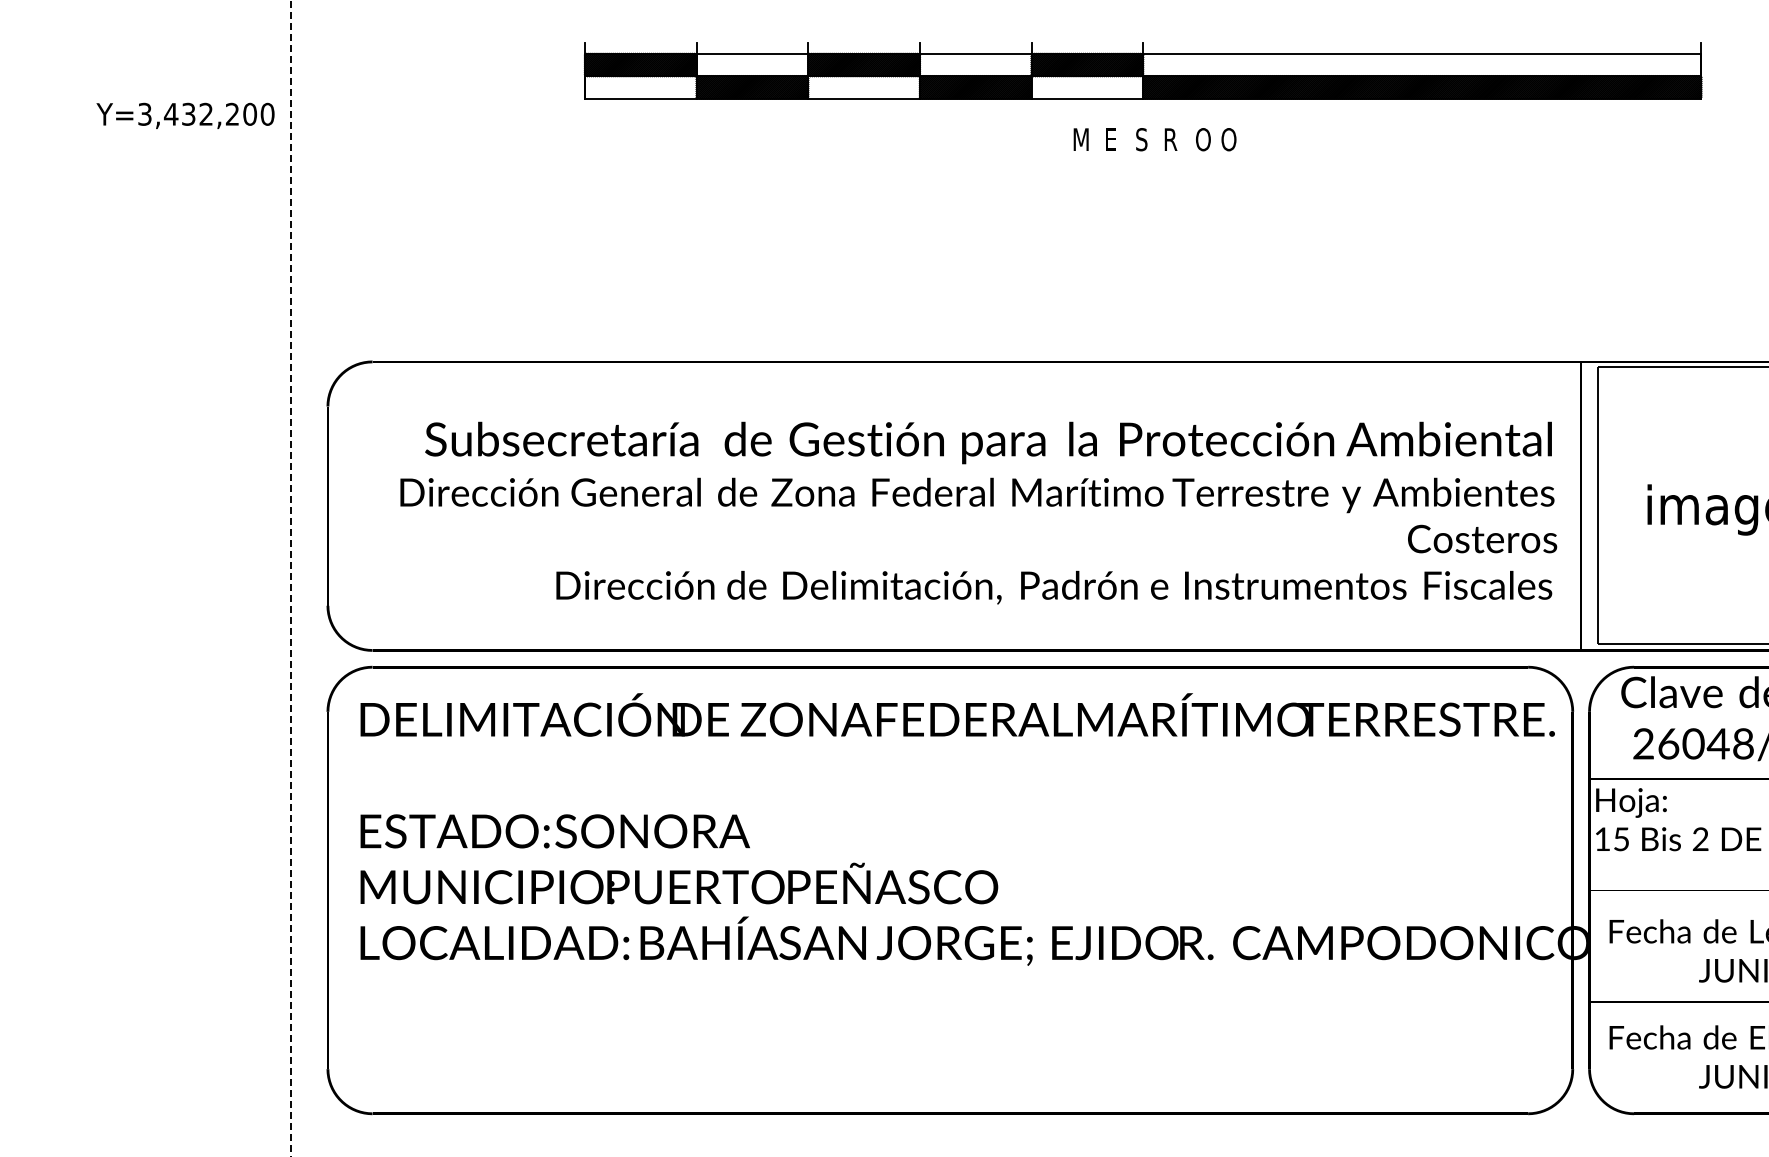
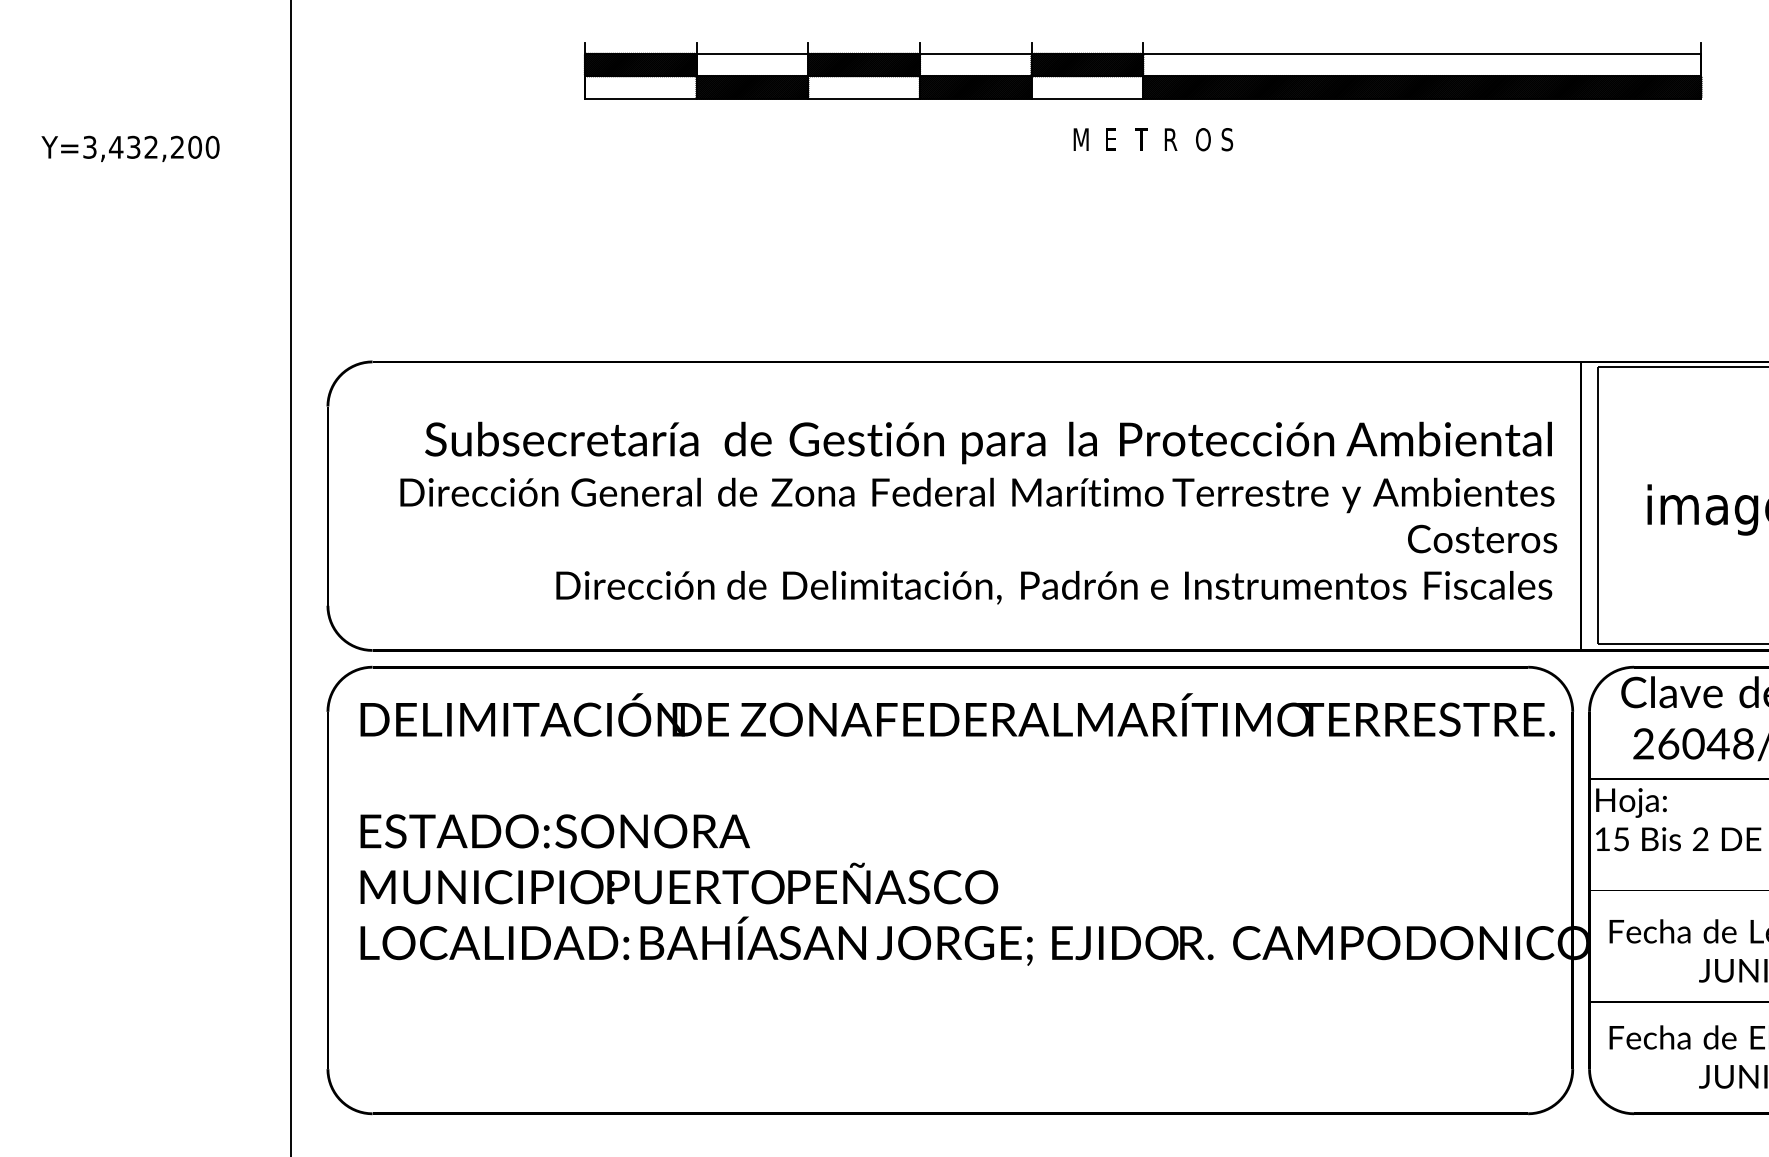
text position: (185, 115) -> (130, 148) (130, 148)
text: S -> T (1141, 139)
text: O -> S (1228, 139)
line: dashed -> solid (290, 578)
